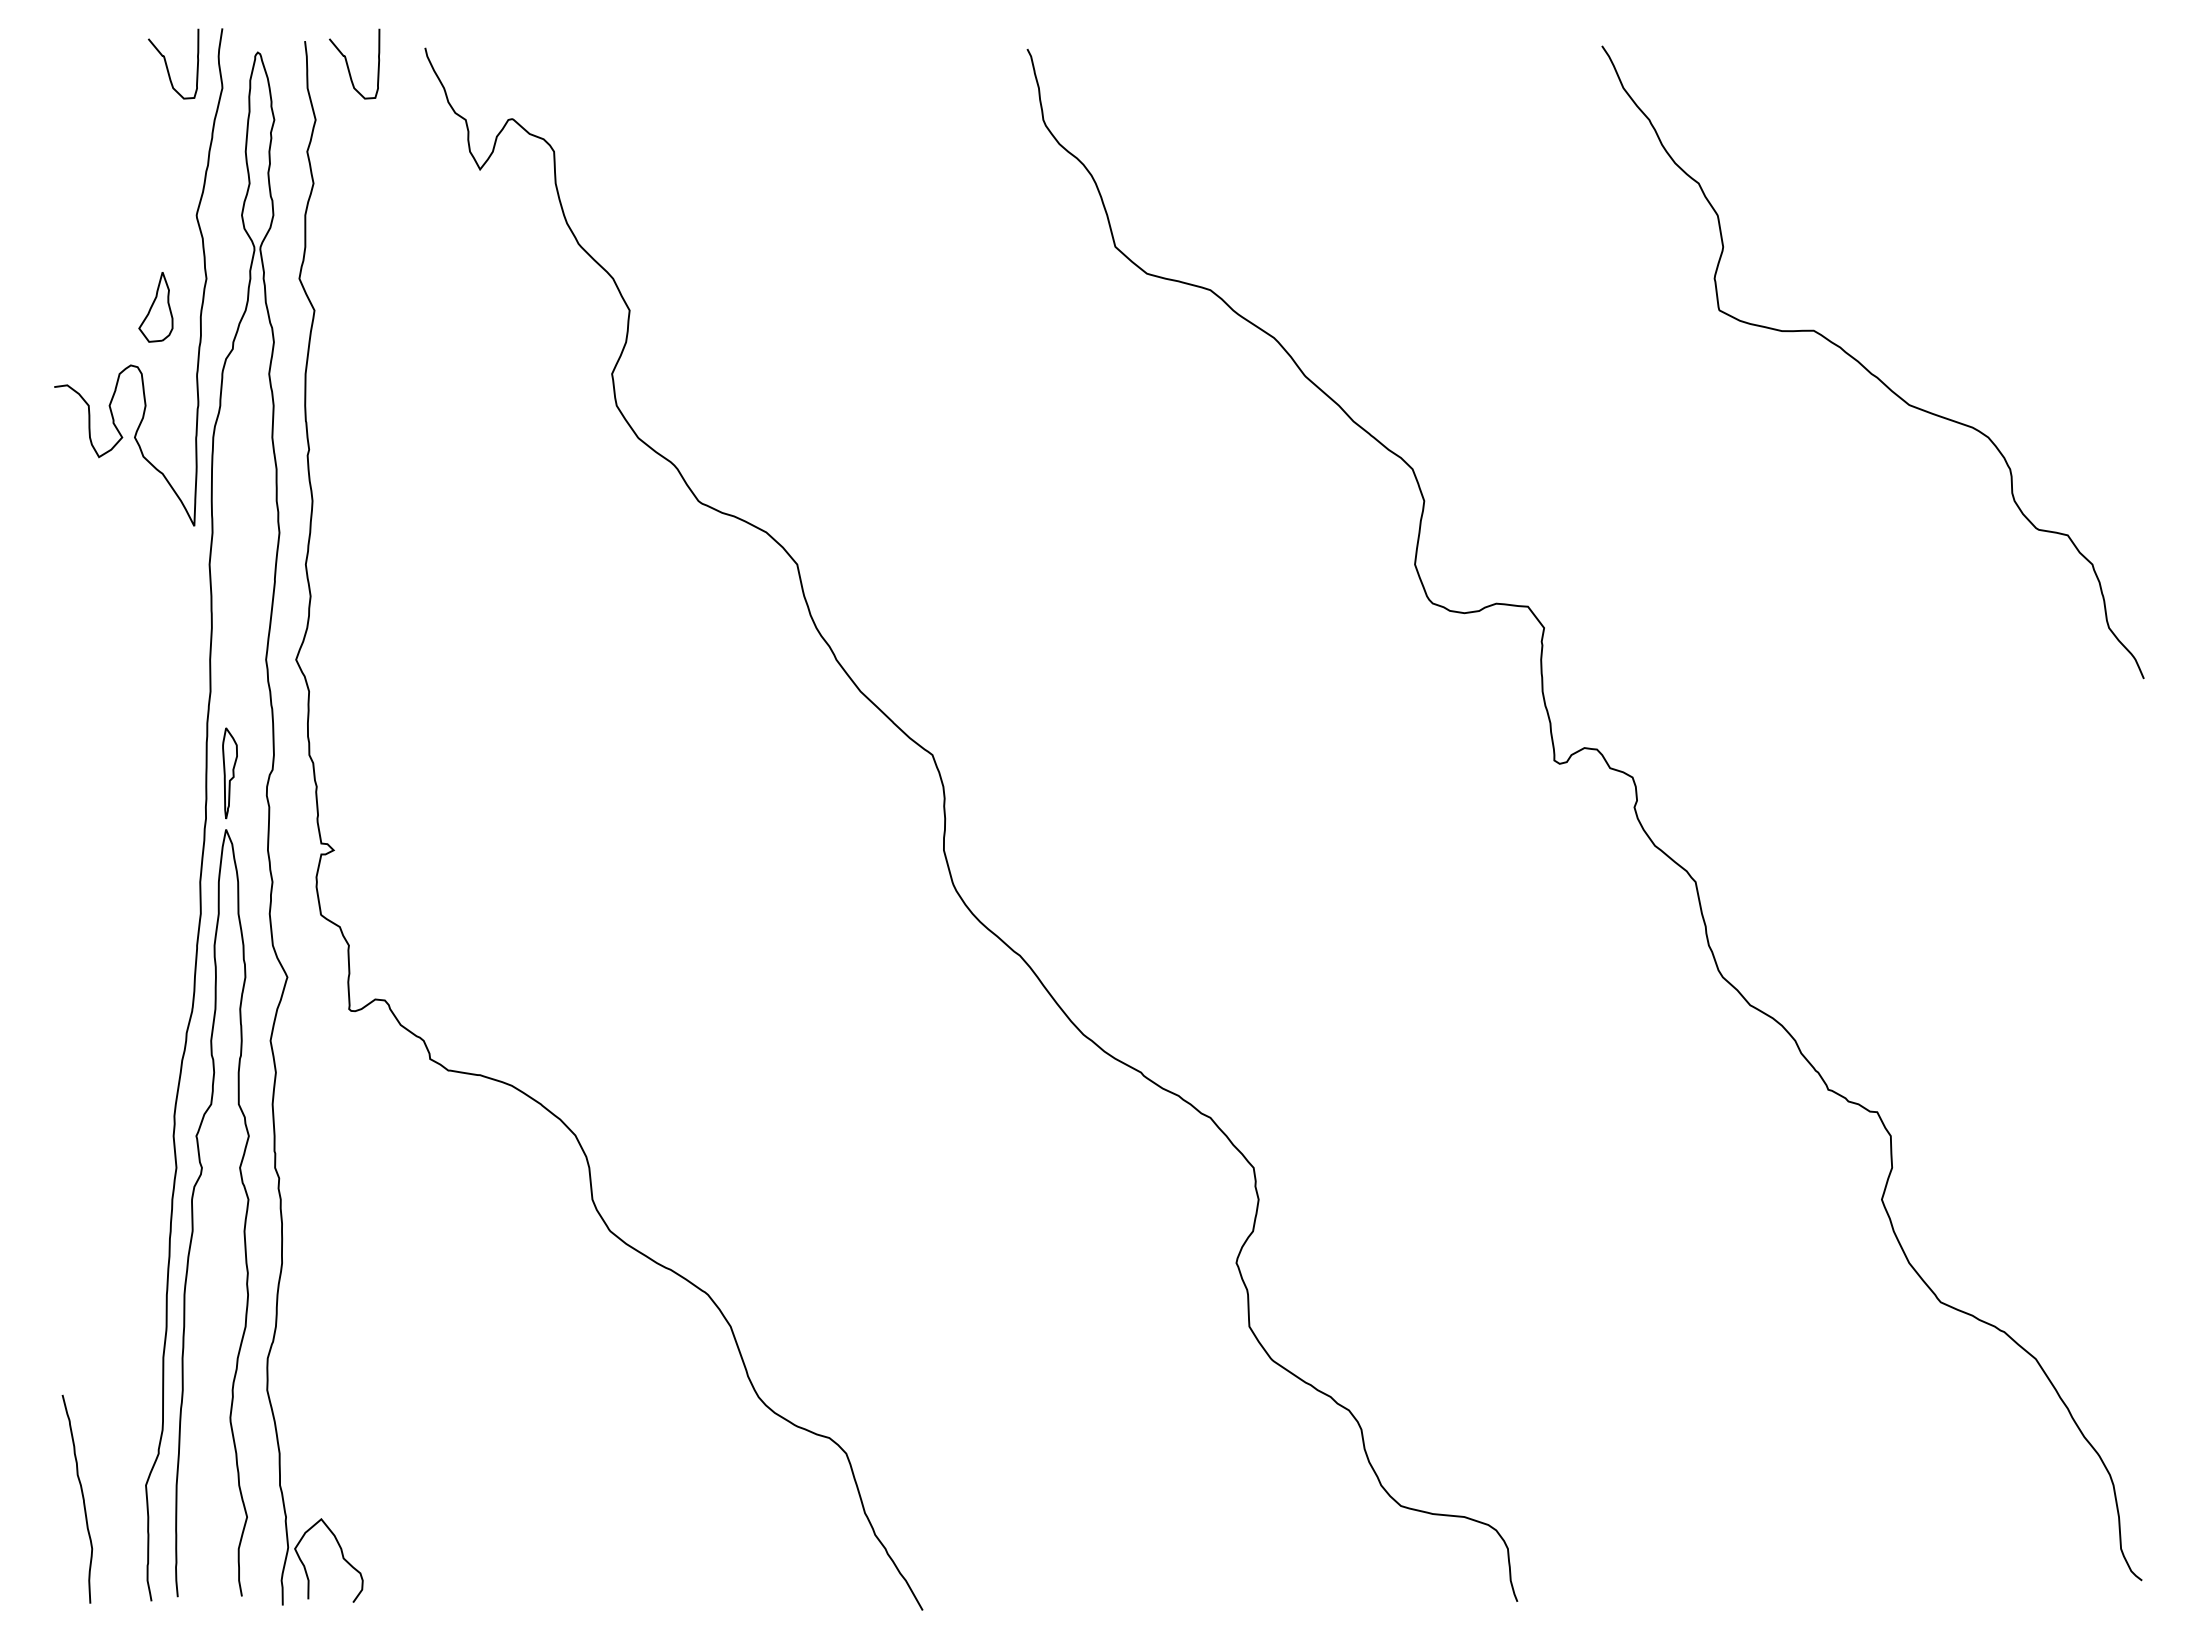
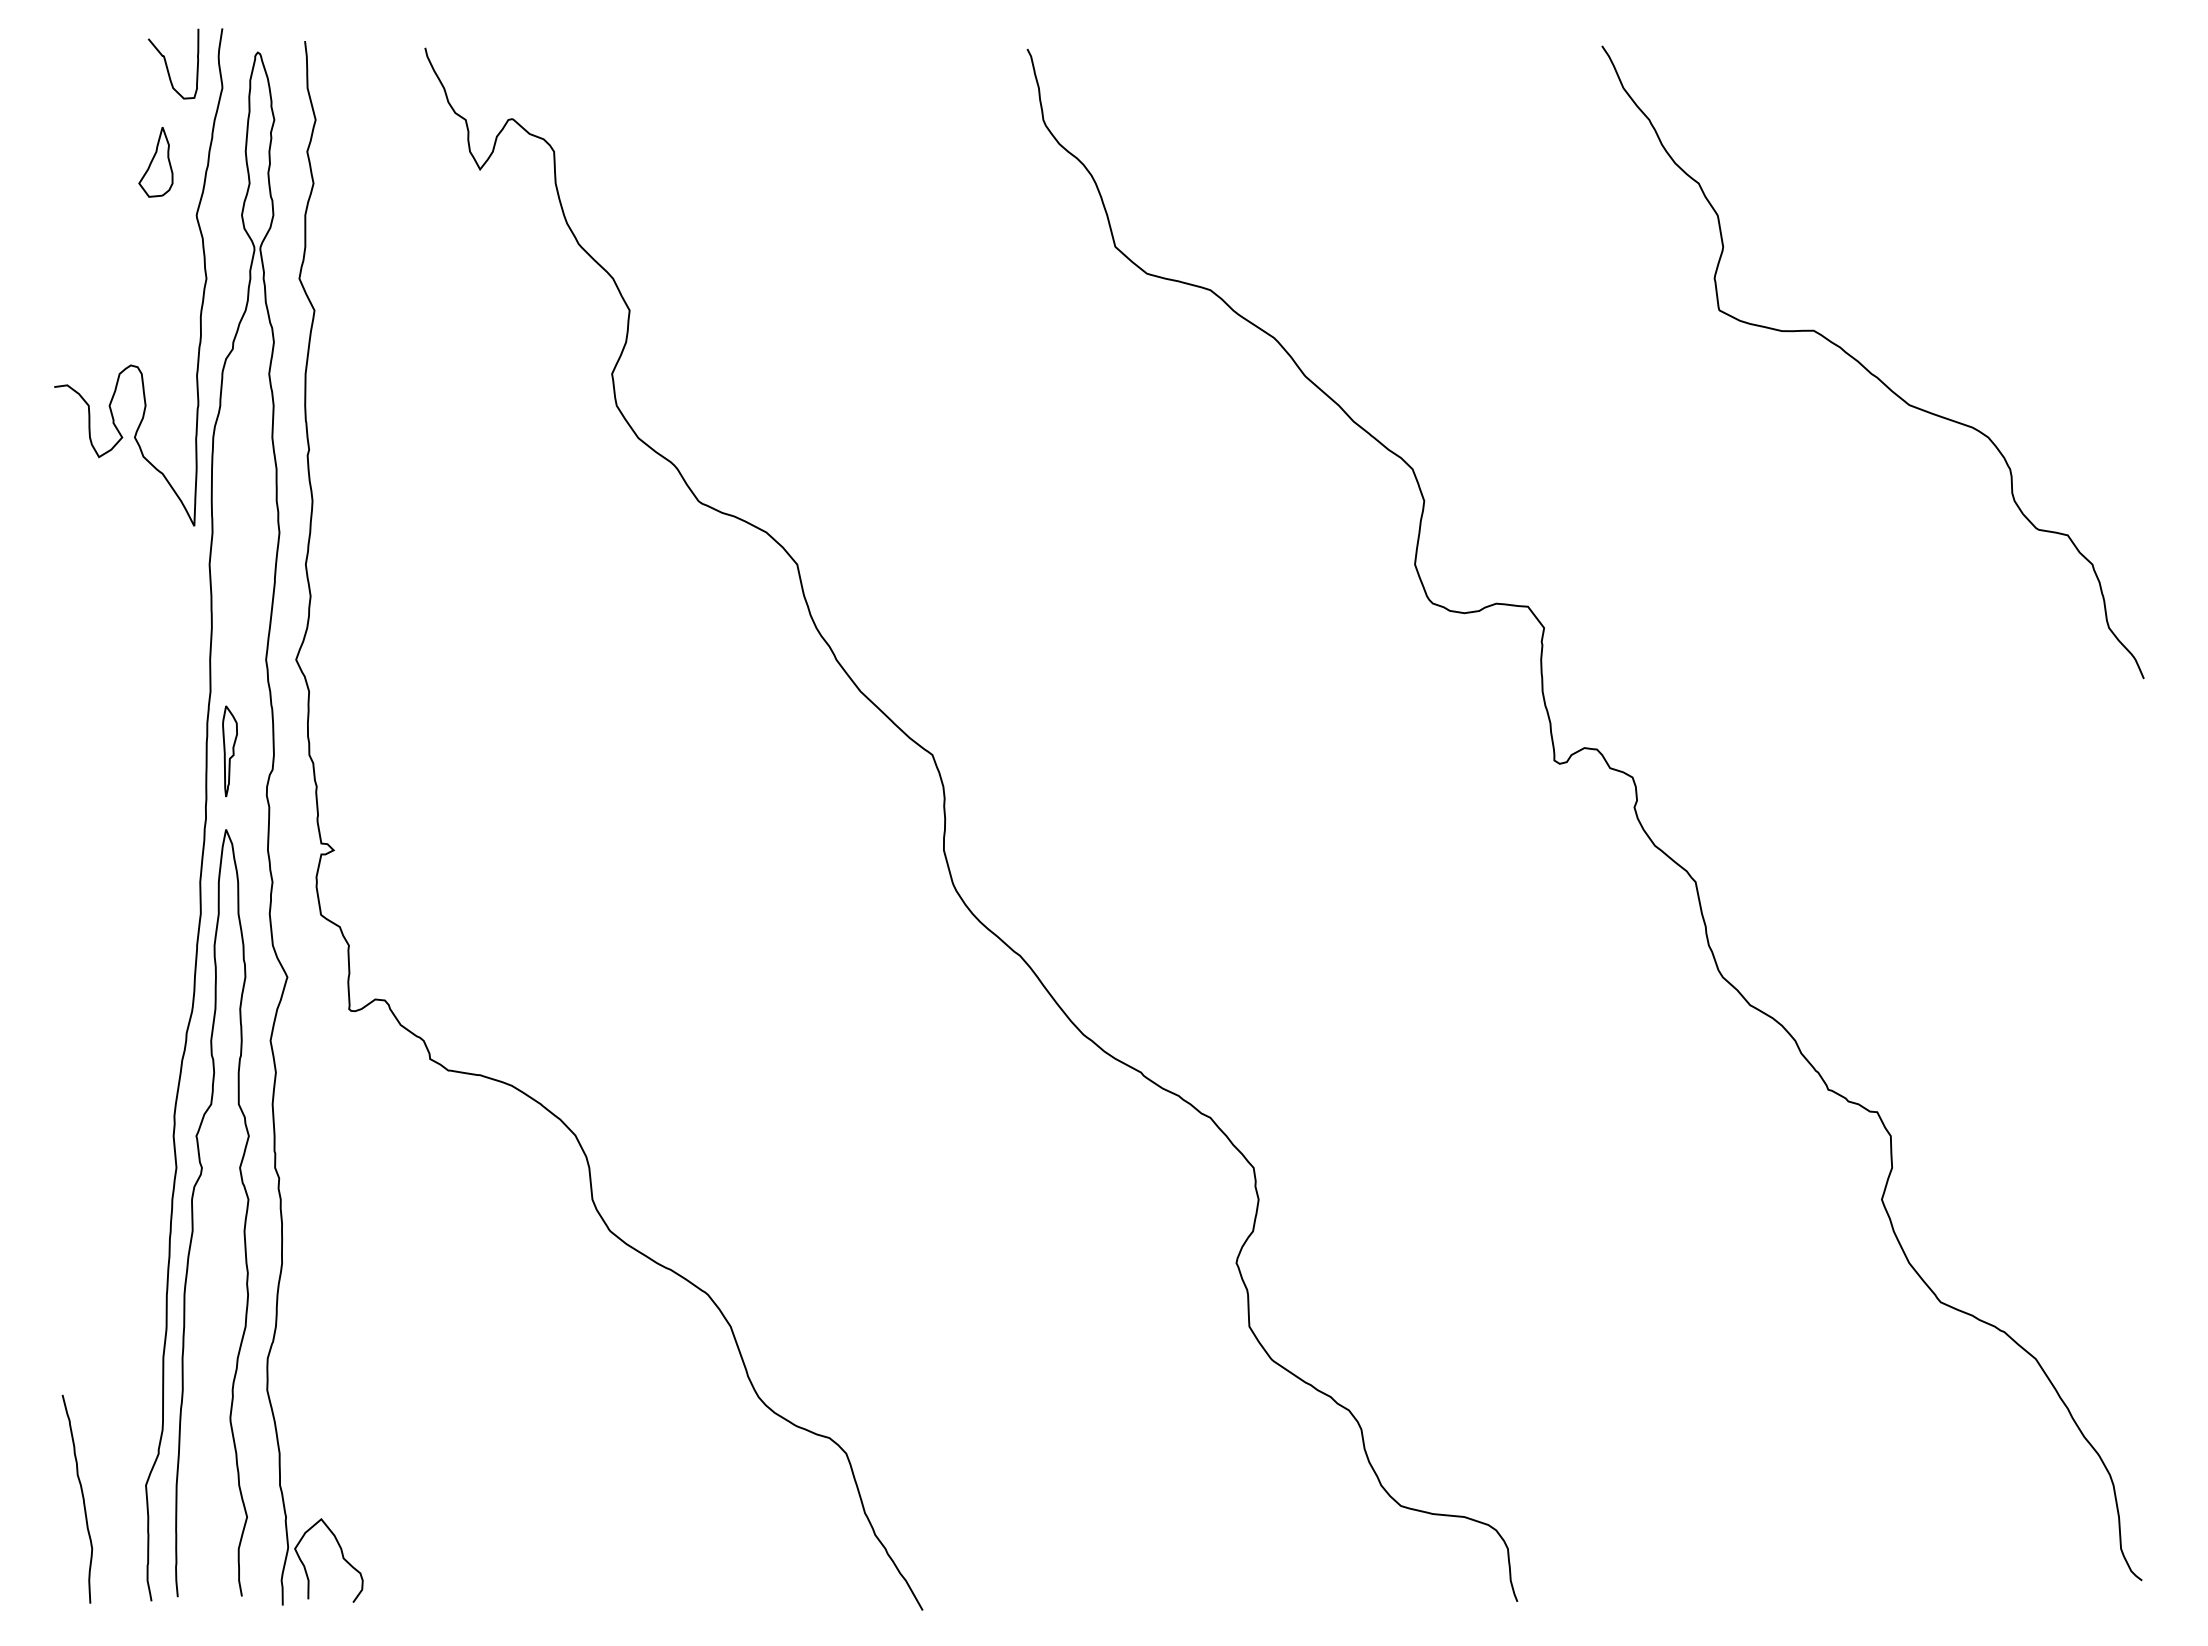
curve: present -> none (348, 64)
part position: (155, 307) -> (155, 162) (155, 162)
part position: (229, 773) -> (229, 751) (229, 751)
